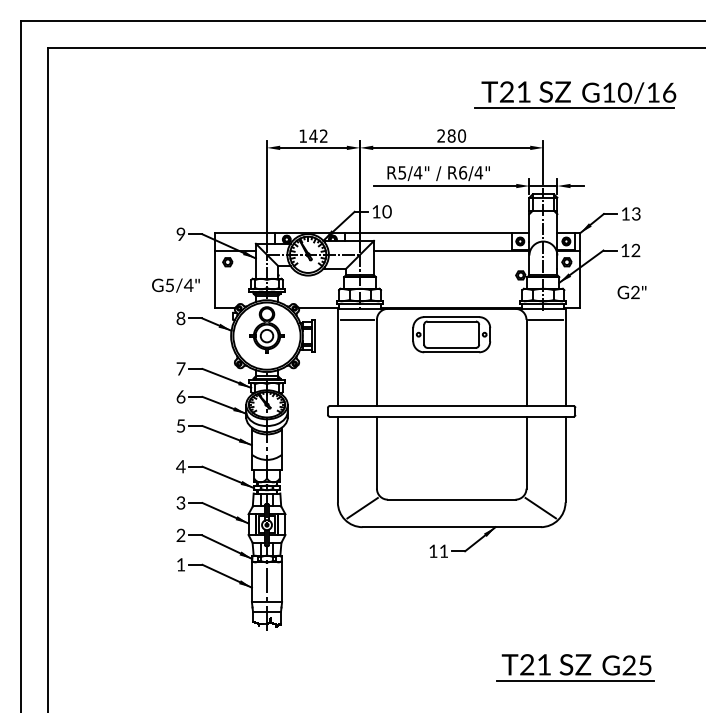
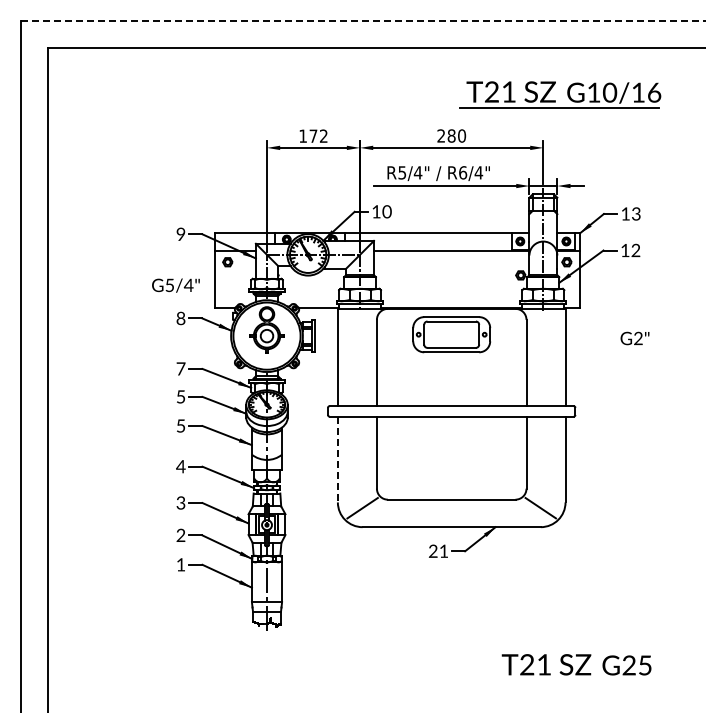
line: solid -> dashed (363, 21)
part position: (582, 94) -> (567, 94) (567, 94)
text: 142 -> 172 (313, 135)
text position: (631, 292) -> (634, 338) (634, 338)
line: present -> none (357, 319)
line: present -> none (545, 319)
text: 6 -> 5 (180, 396)
line: solid -> dashed (337, 459)
text: 11 -> 21 (432, 550)
line: present -> none (575, 680)
